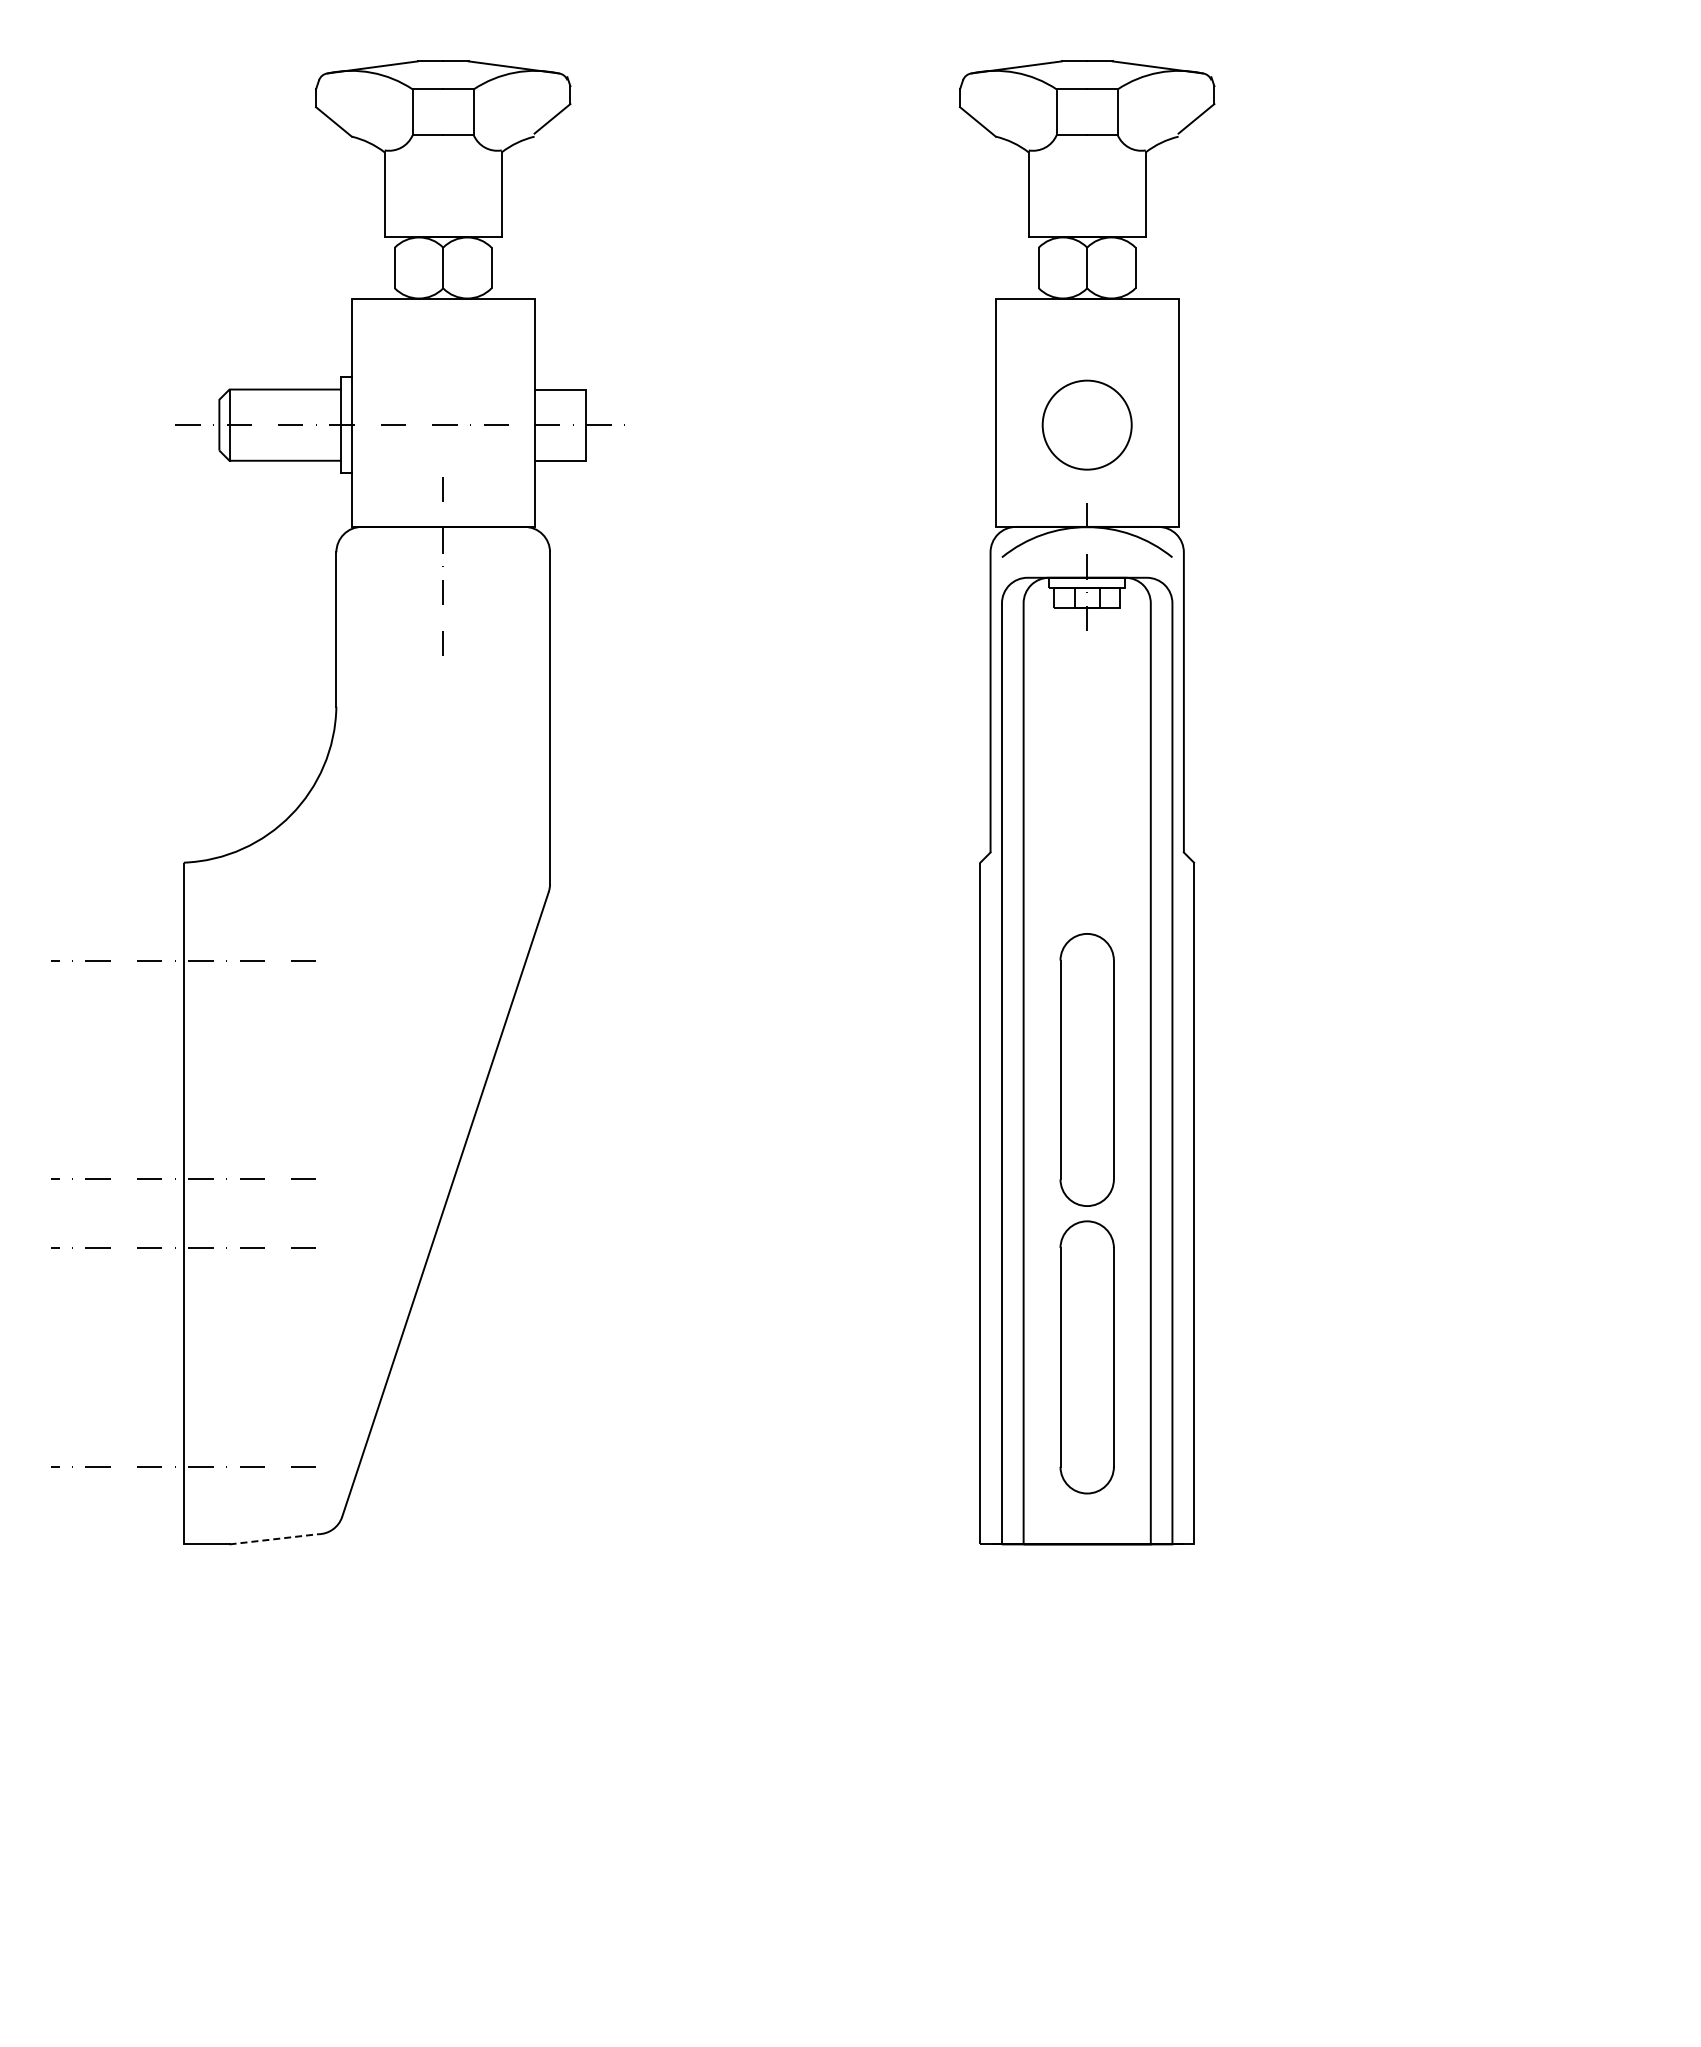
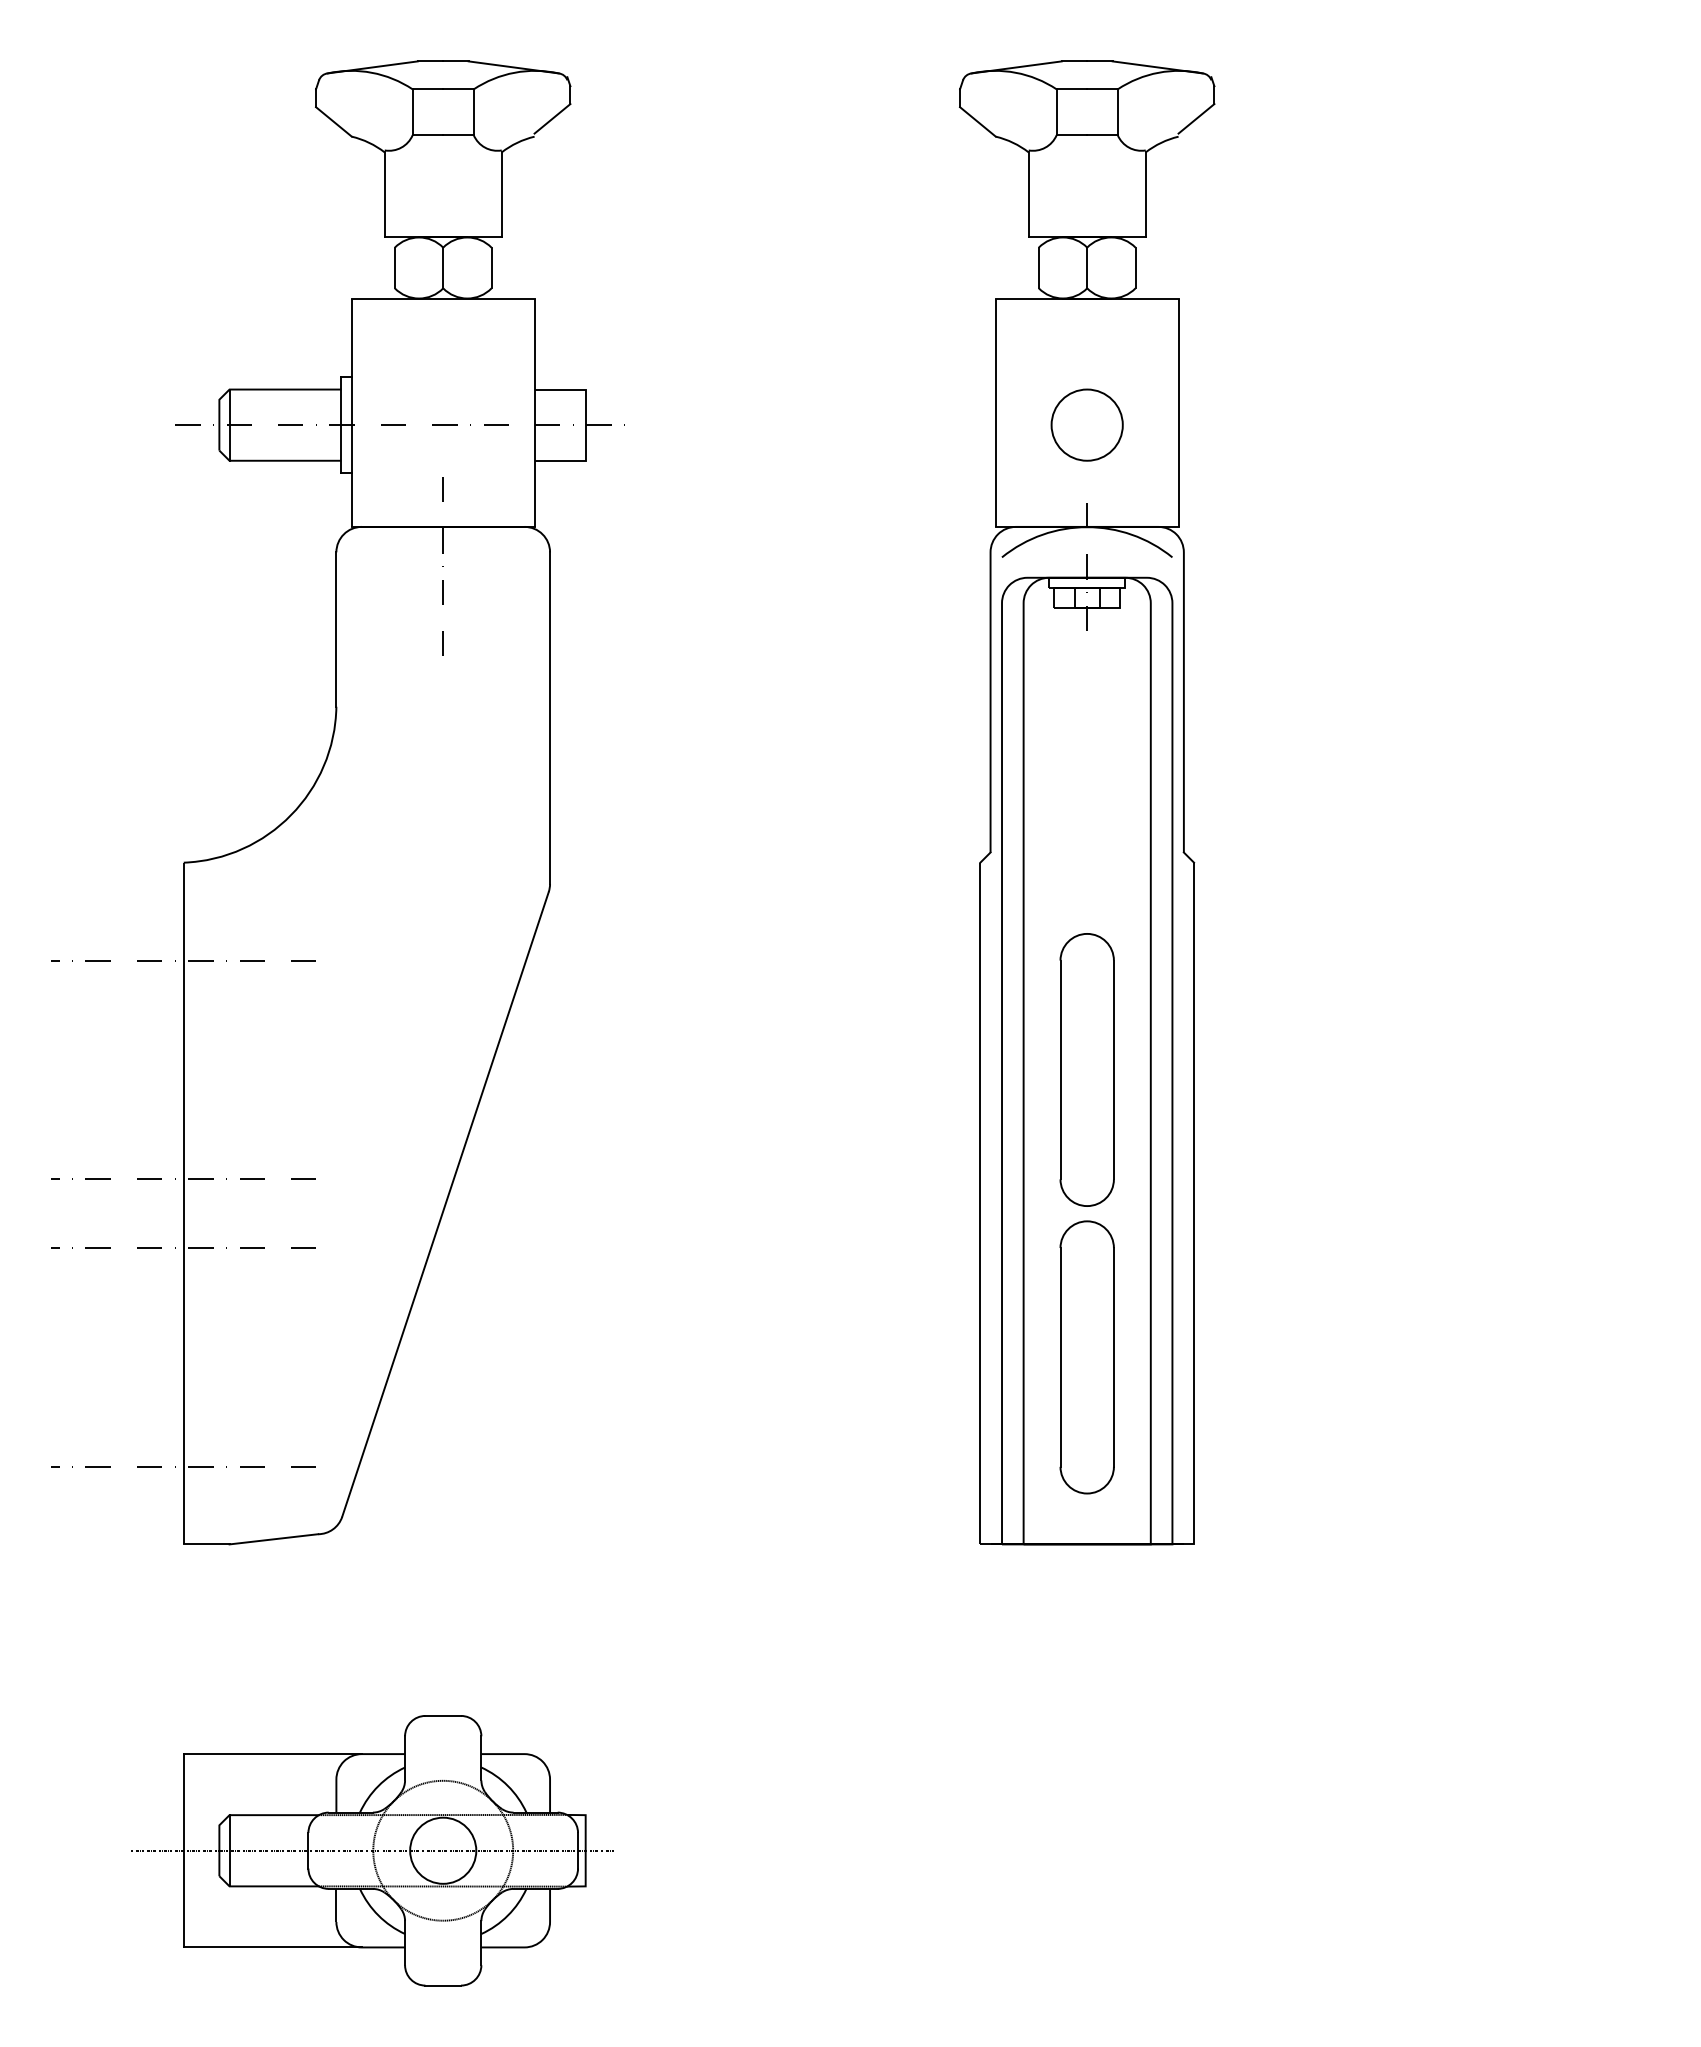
circle diameter: 89 px -> 71 px (1086, 424)
line: dashed -> solid (273, 1539)
part: none -> present (372, 1850)
